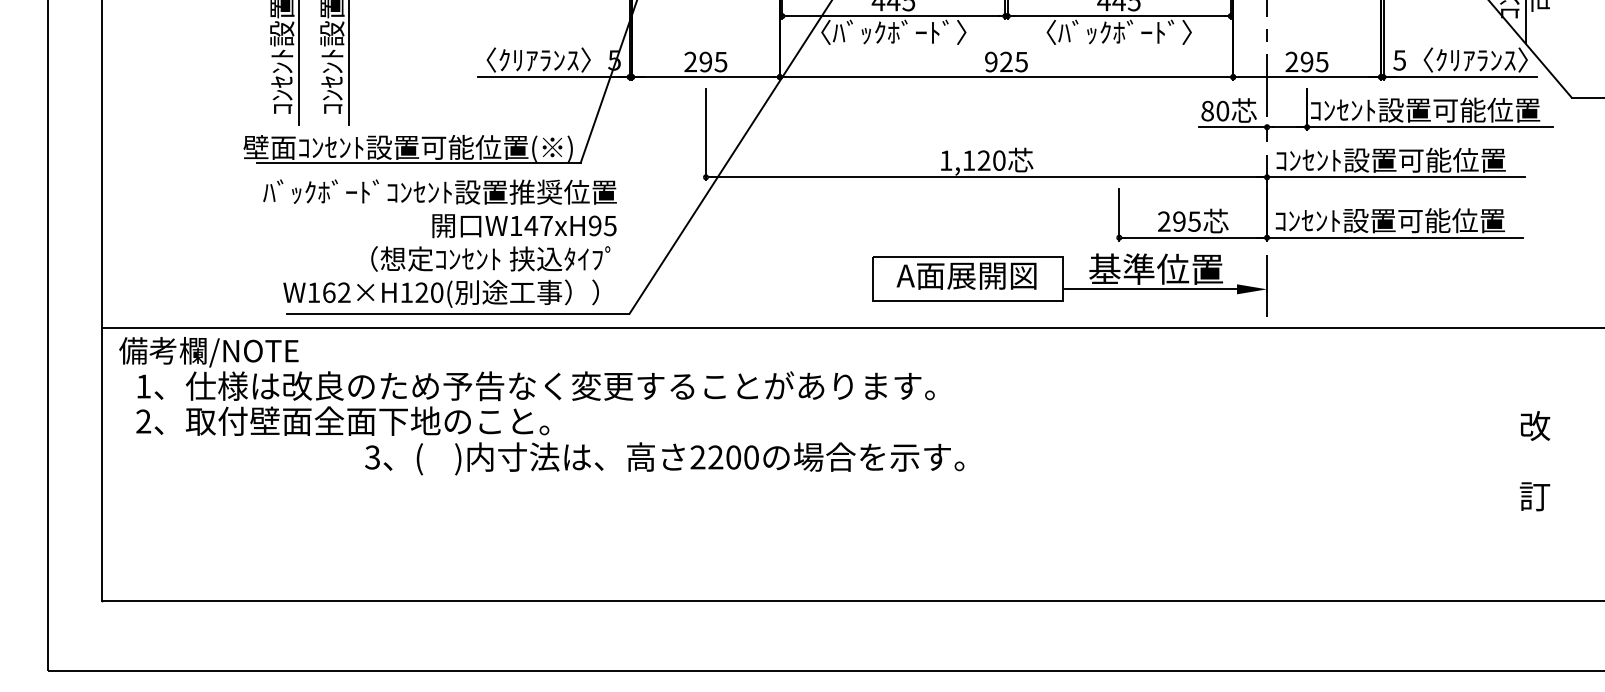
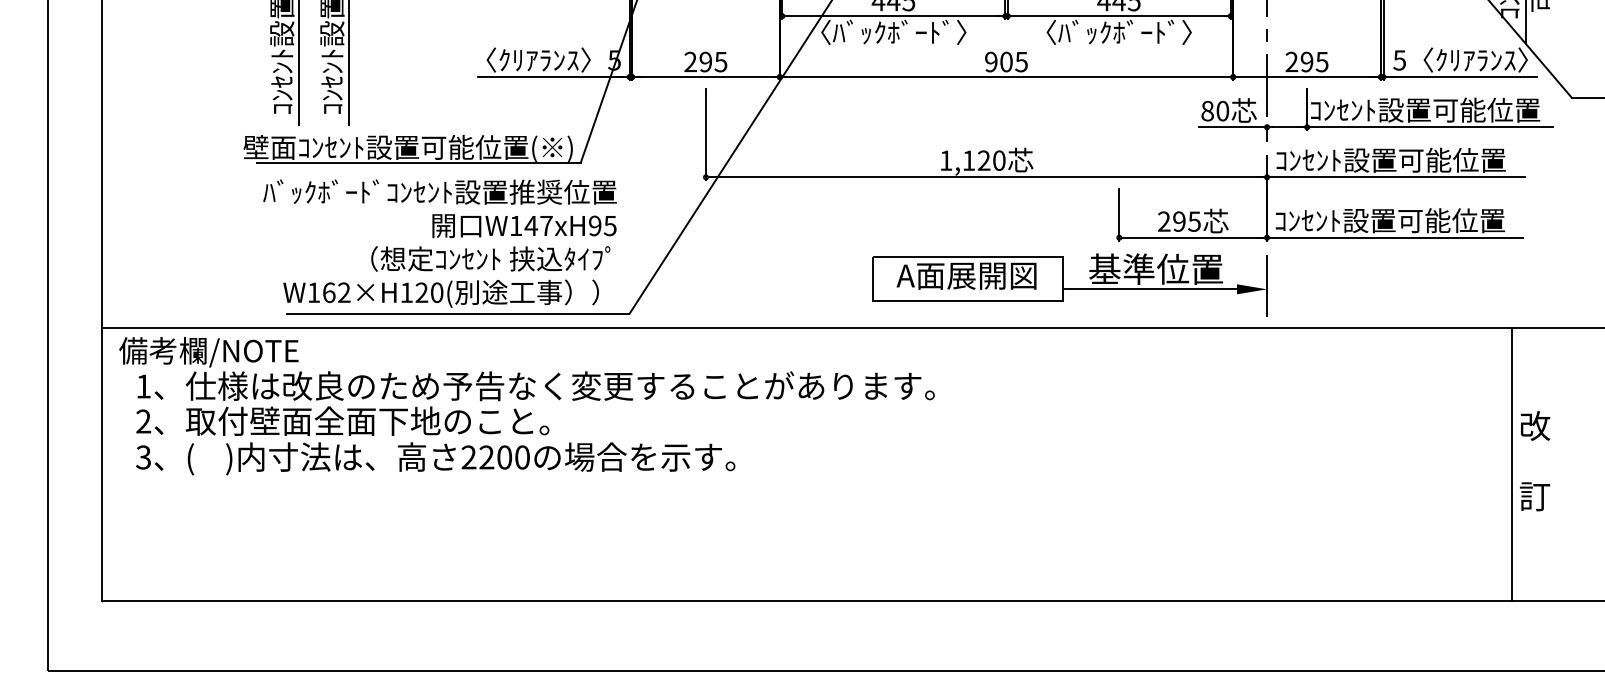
text: 925 -> 905 (1006, 61)
text position: (664, 458) -> (435, 458) (435, 458)
line: none -> present (1511, 464)
